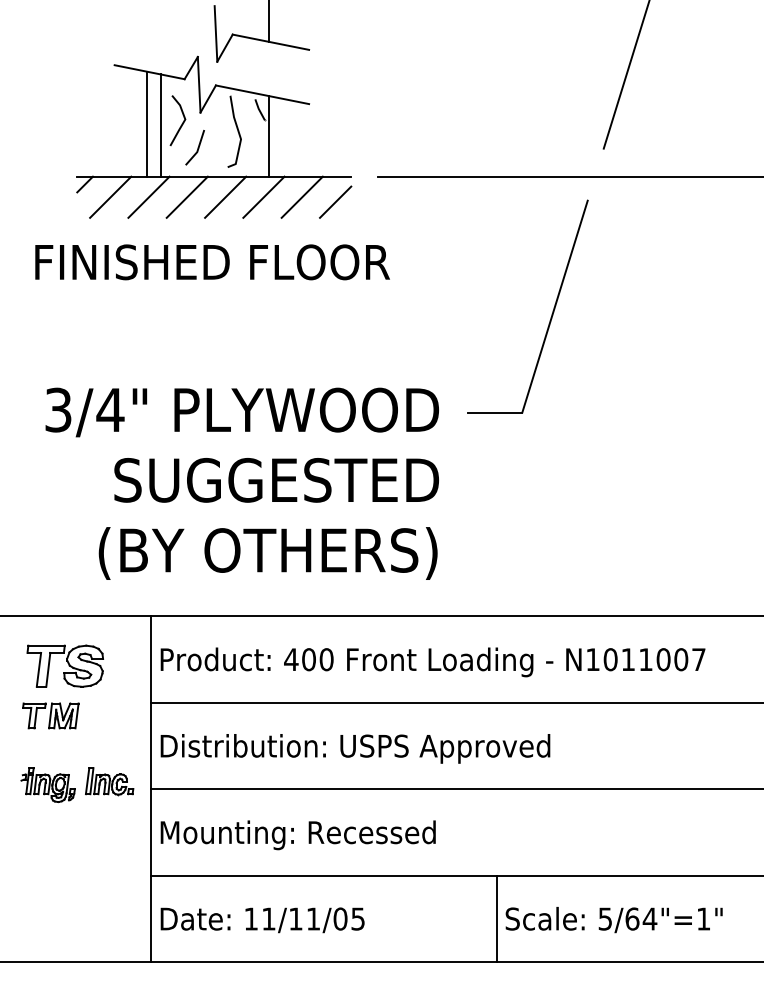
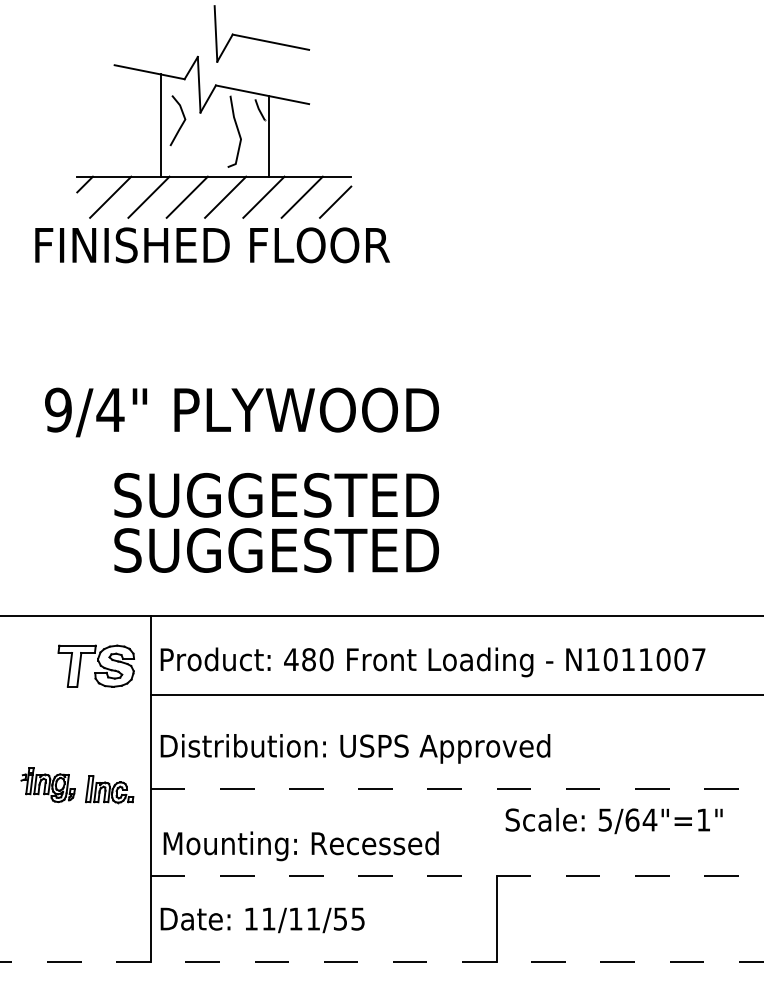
line: present -> none (268, 21)
line: present -> none (625, 75)
line: present -> none (147, 123)
line: present -> none (197, 147)
line: present -> none (569, 176)
text position: (212, 262) -> (212, 245) (212, 245)
part: present -> none (551, 314)
text: 3/4" -> 9/4" (58, 409)
text position: (276, 480) -> (276, 495) (276, 495)
text: (BY OTHERS) -> SUGGESTED (268, 553)
text: 400 -> 480 (308, 659)
part position: (64, 665) -> (95, 665) (95, 665)
line position: (455, 702) -> (455, 694) (455, 694)
part: present -> none (50, 715)
part position: (109, 781) -> (109, 789) (109, 789)
line: solid -> dashed (457, 789)
text position: (297, 835) -> (300, 846) (300, 846)
line: solid -> dashed (457, 875)
text: 11/11/05 -> 11/11/55 (340, 918)
text position: (613, 920) -> (613, 821) (613, 821)
line: solid -> dashed (382, 962)
